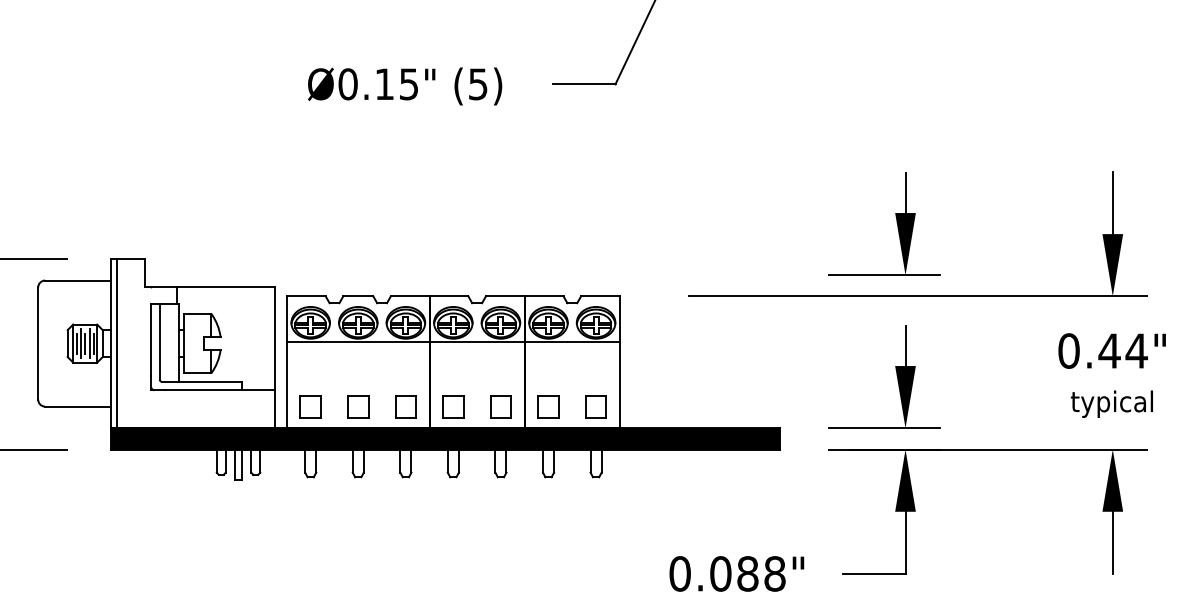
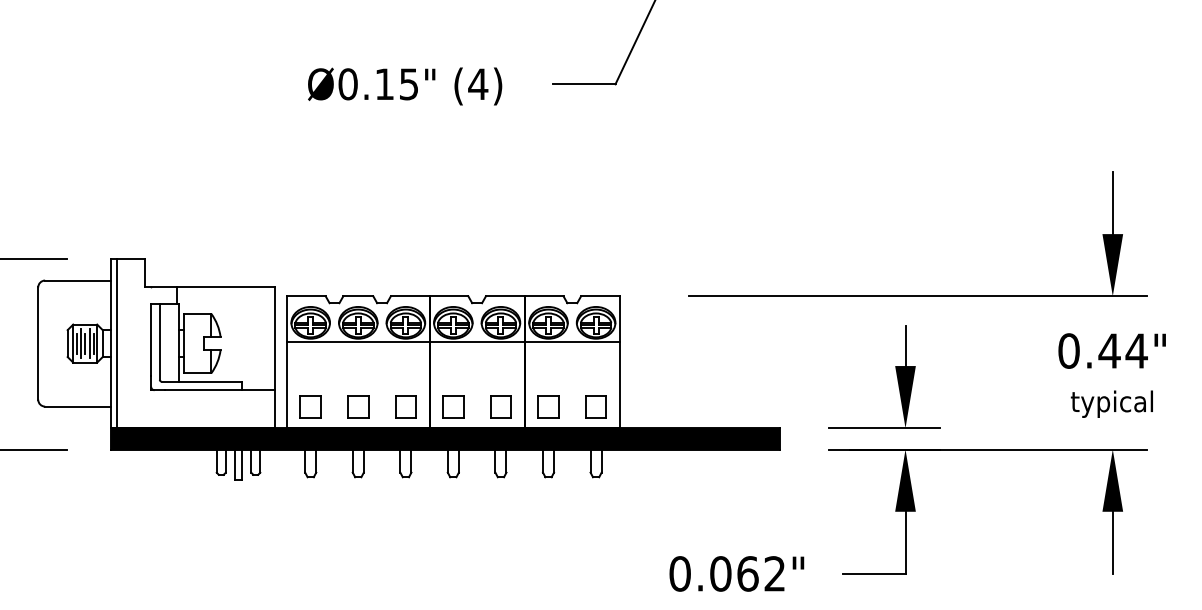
text: (5) -> (4) (478, 84)
part: present -> none (896, 222)
text: 0.088" -> 0.062" (761, 573)
